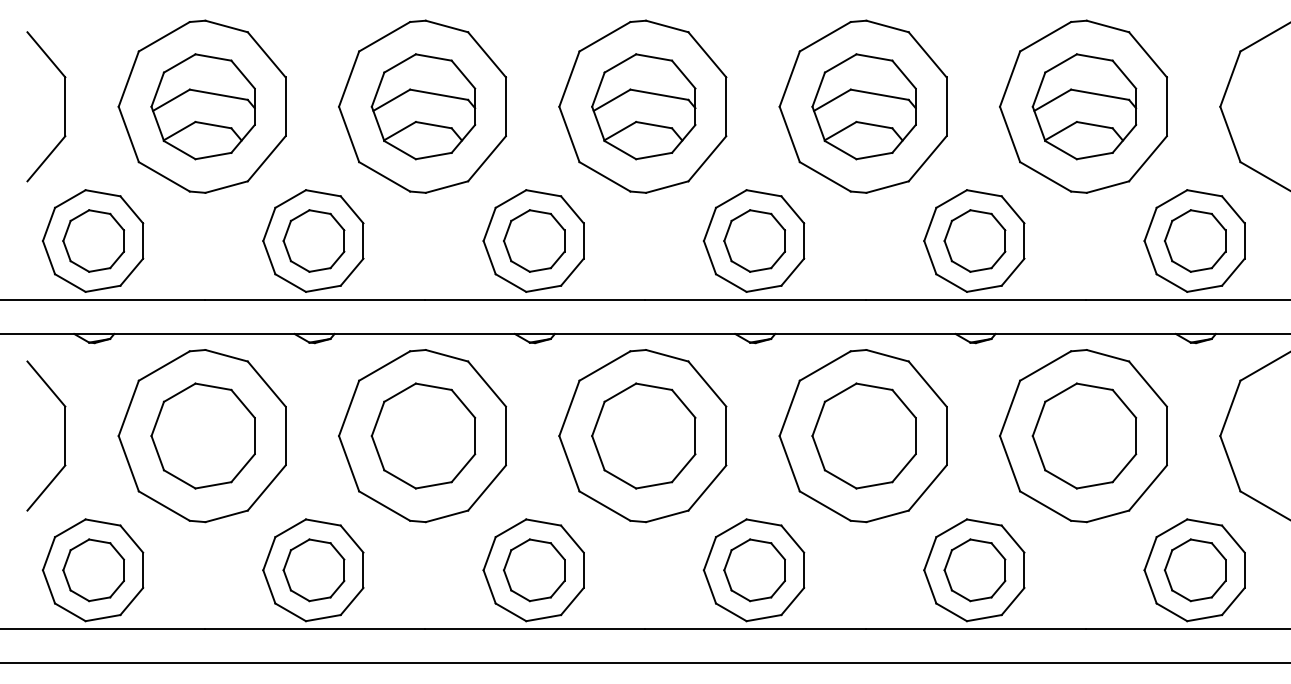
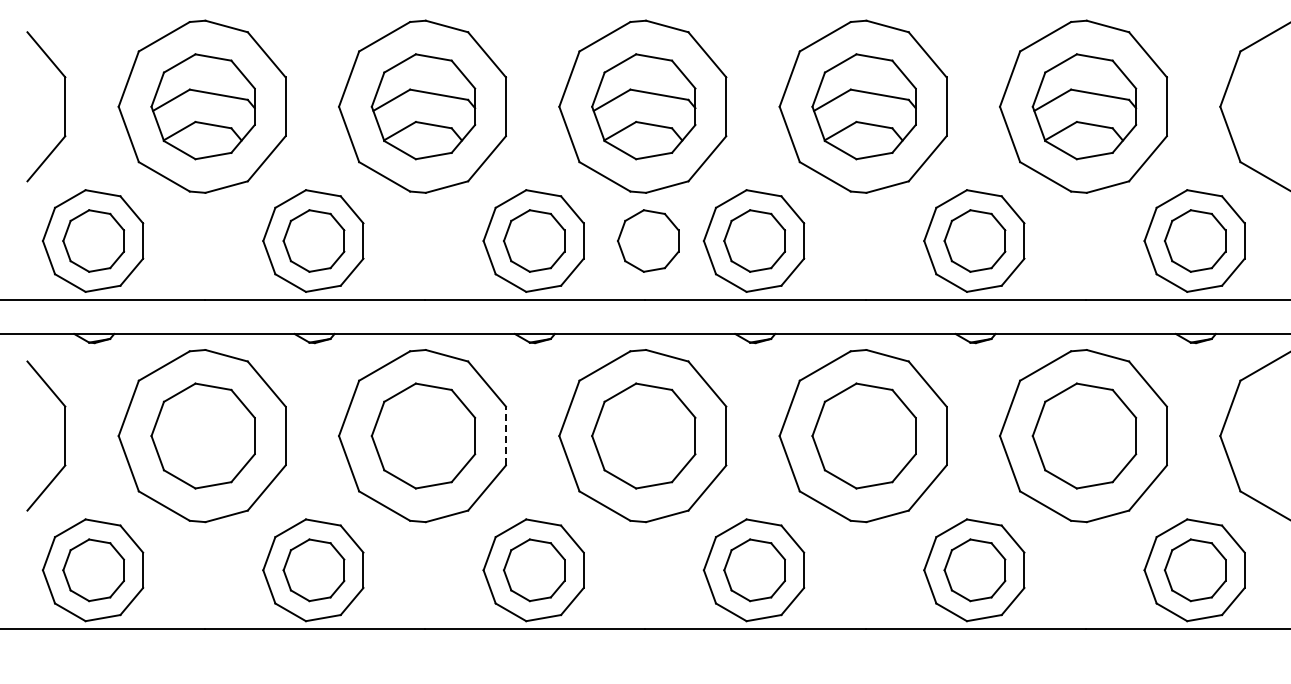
part: none -> present (648, 240)
line: solid -> dashed (505, 435)
line: present -> none (644, 663)
